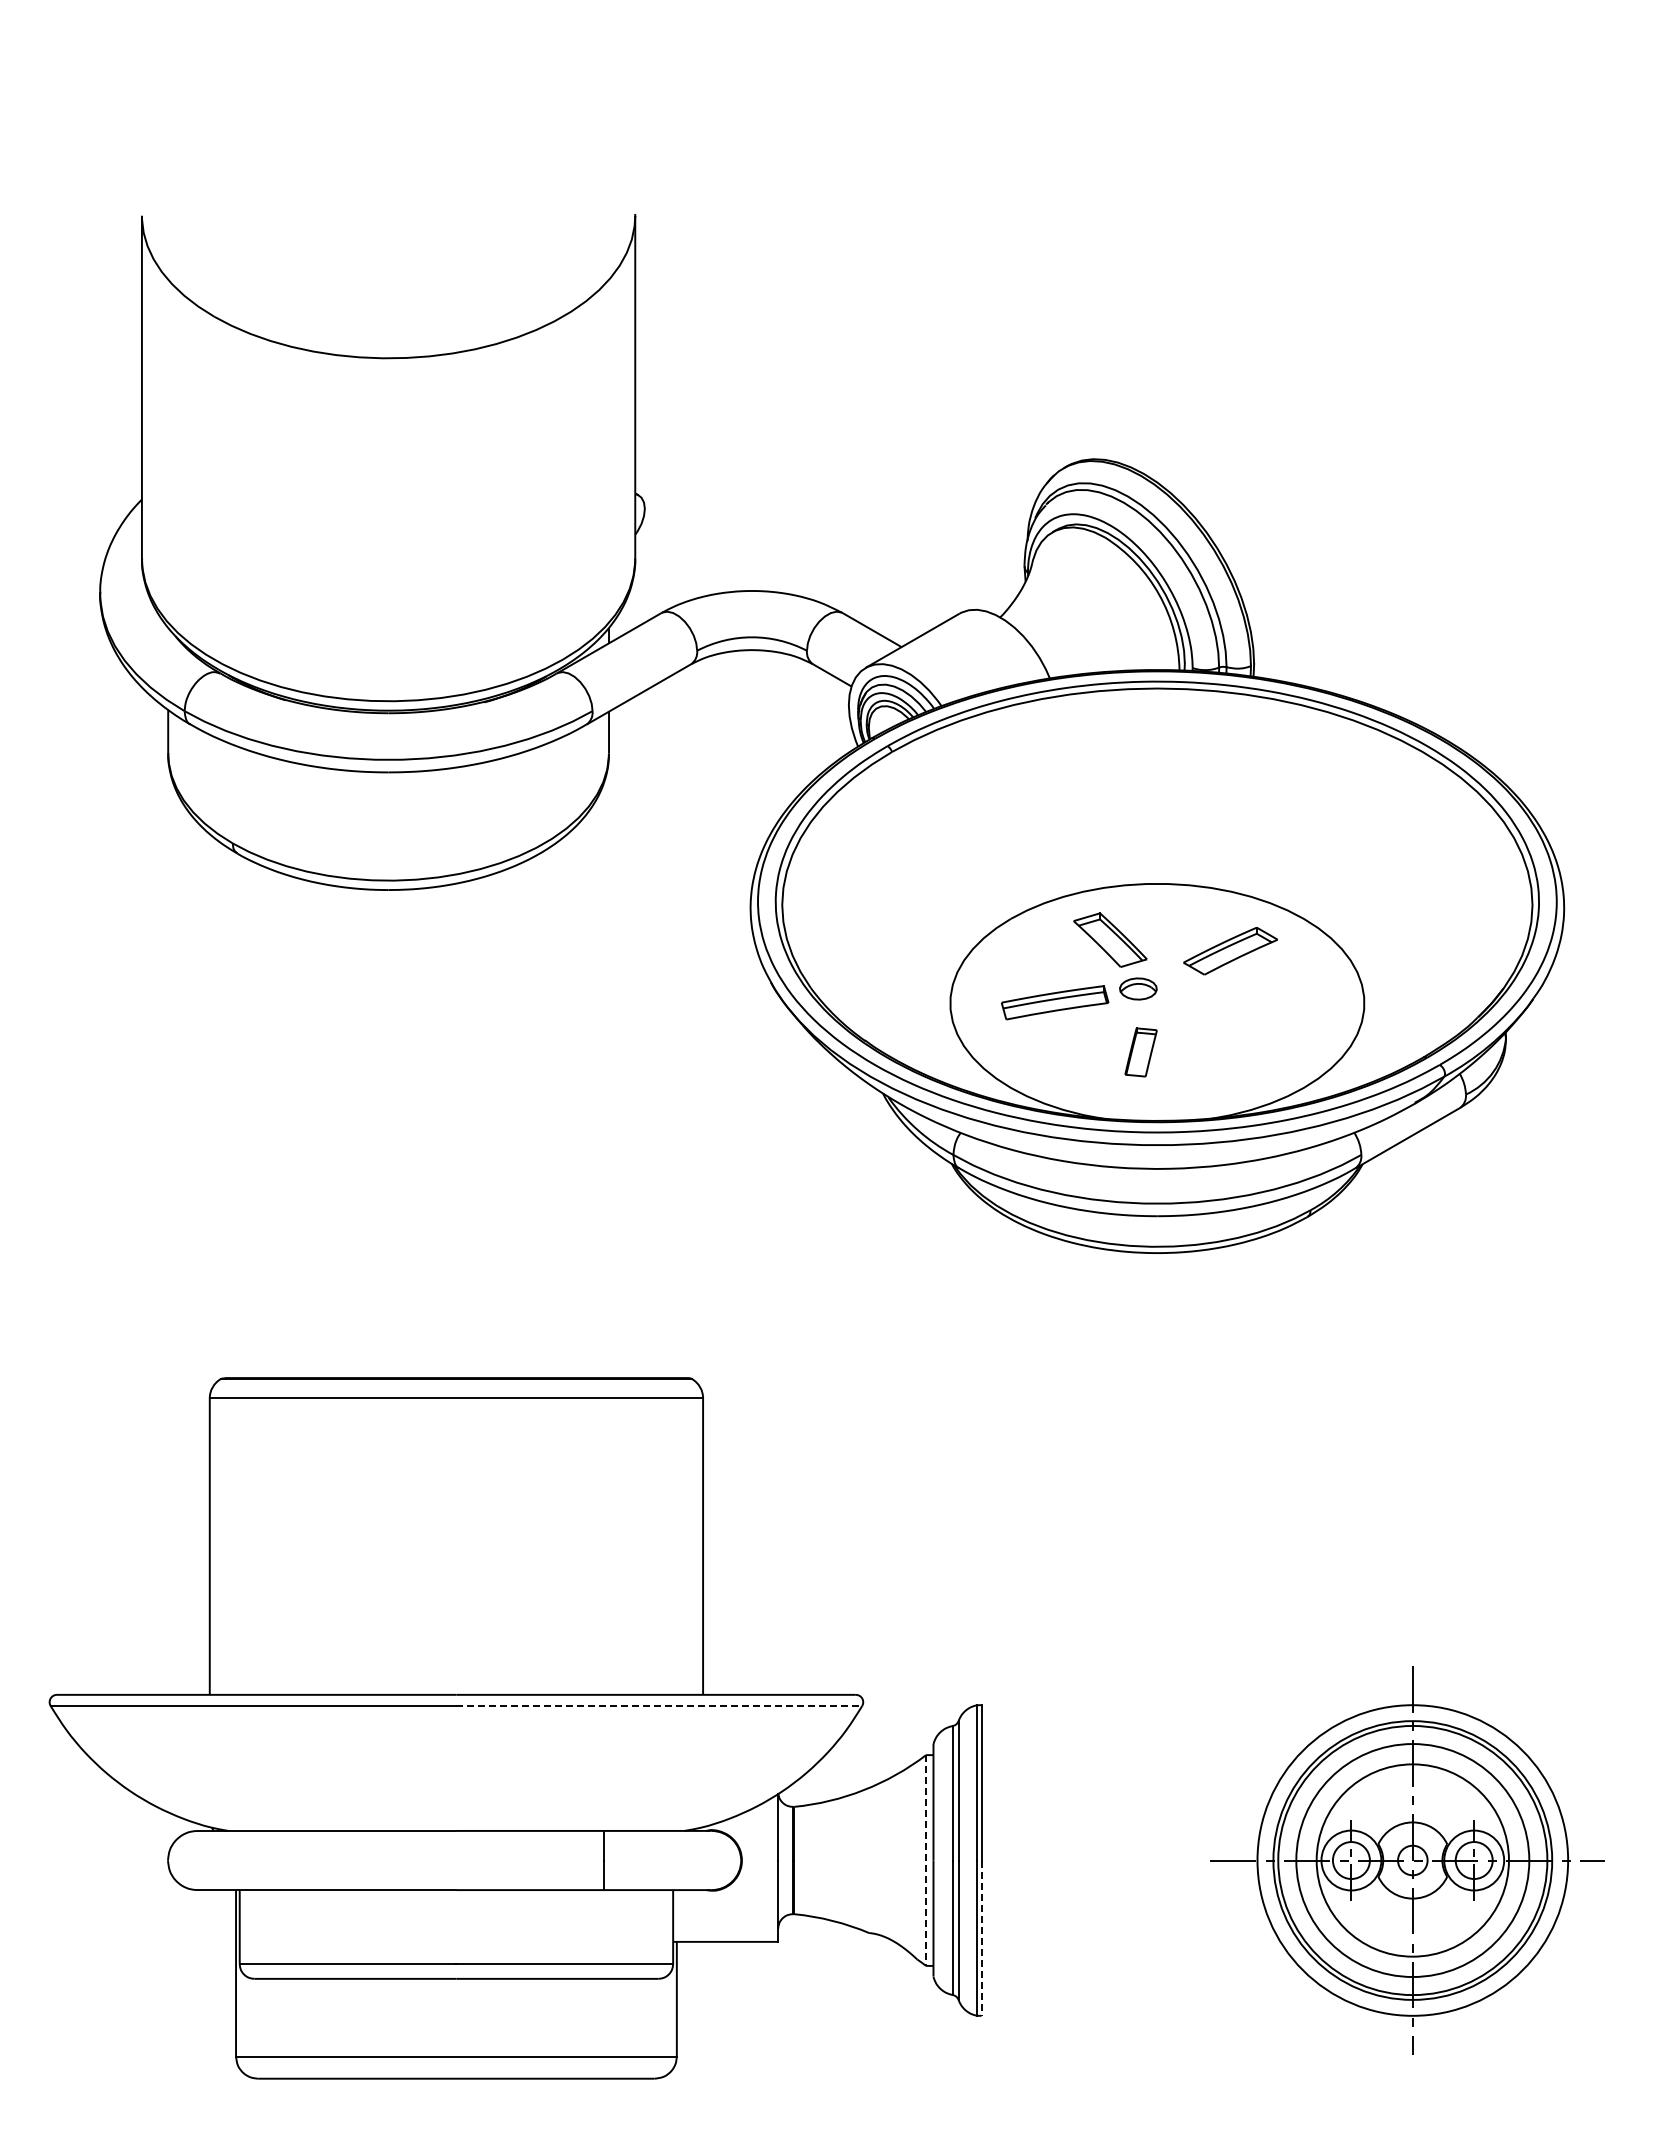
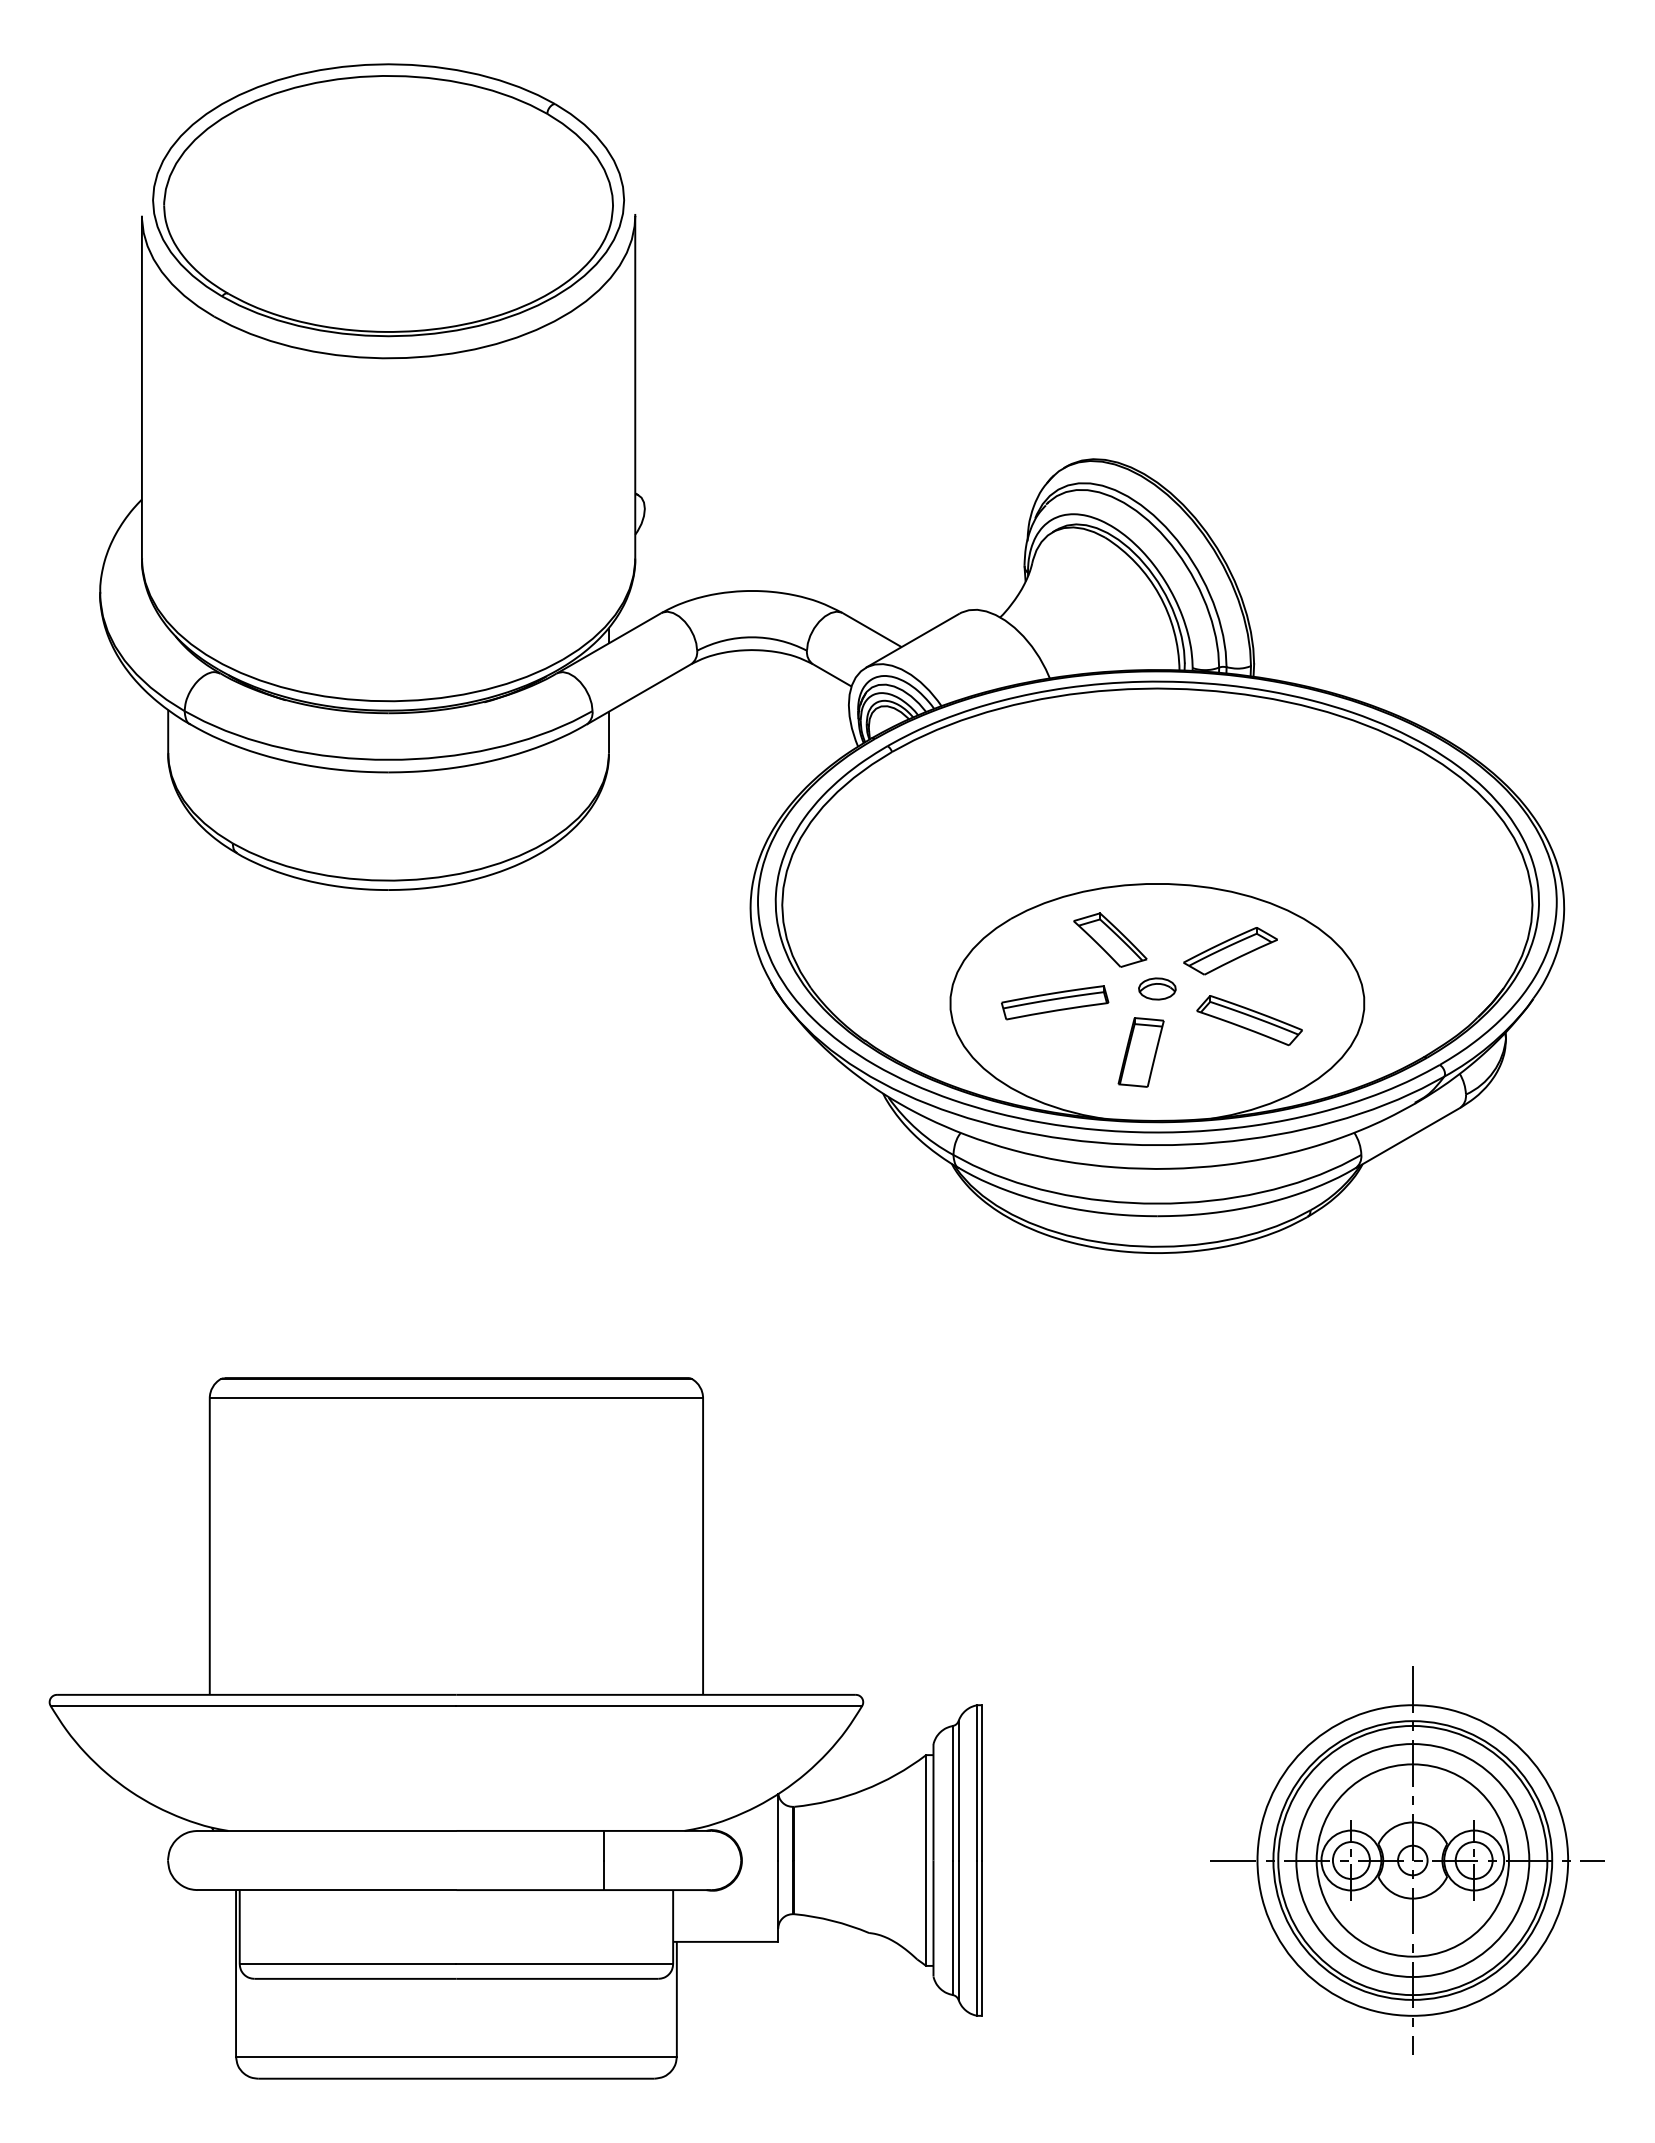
part: none -> present (388, 200)
part position: (1138, 988) -> (1157, 988) (1157, 988)
part: none -> present (1249, 1020)
part size: 34x51 px -> 48x71 px (1140, 1052)
line: dashed -> solid (659, 1705)
line: dashed -> solid (926, 1861)
line: dashed -> solid (981, 1938)
